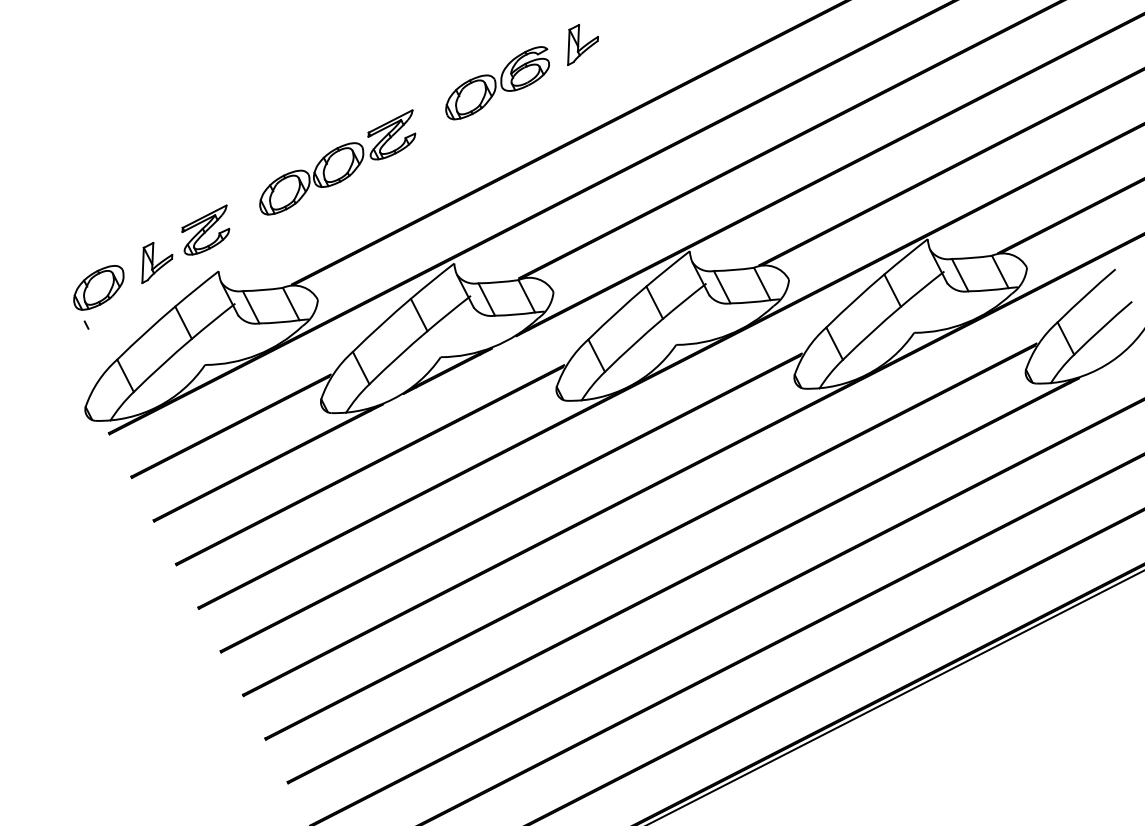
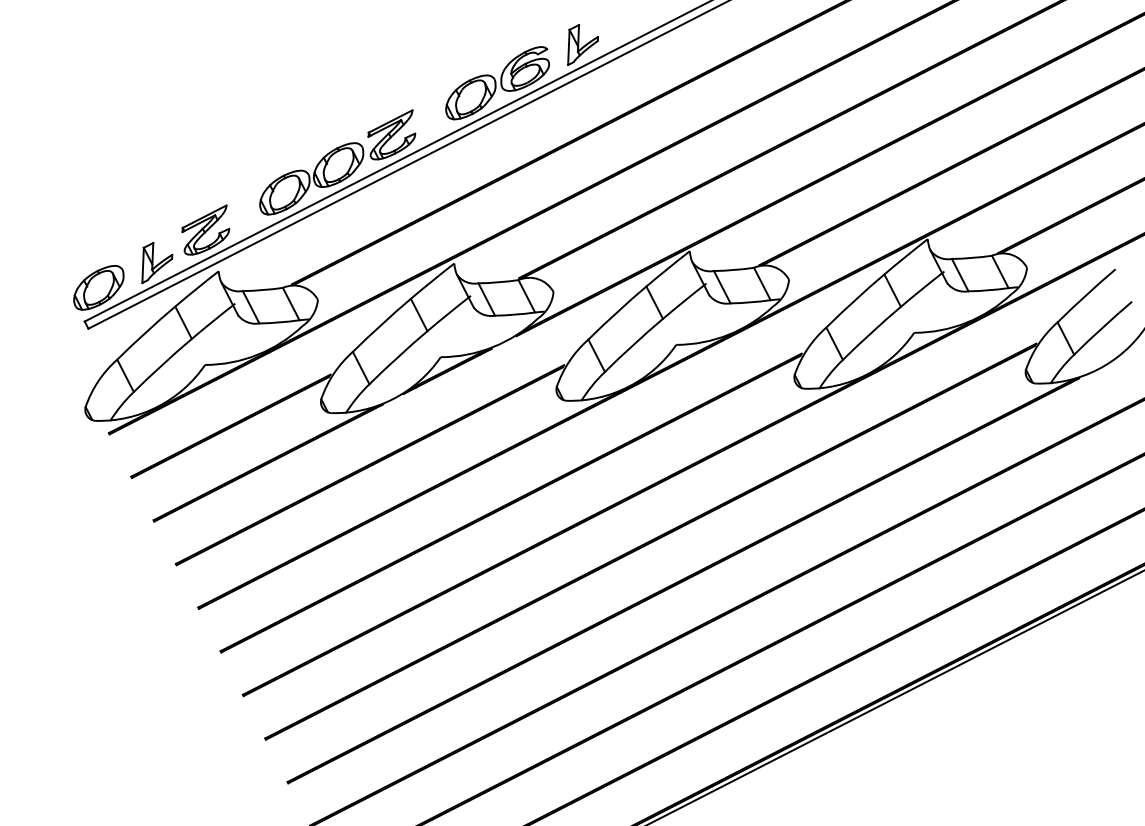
line: none -> present (396, 161)
line: none -> present (406, 165)
